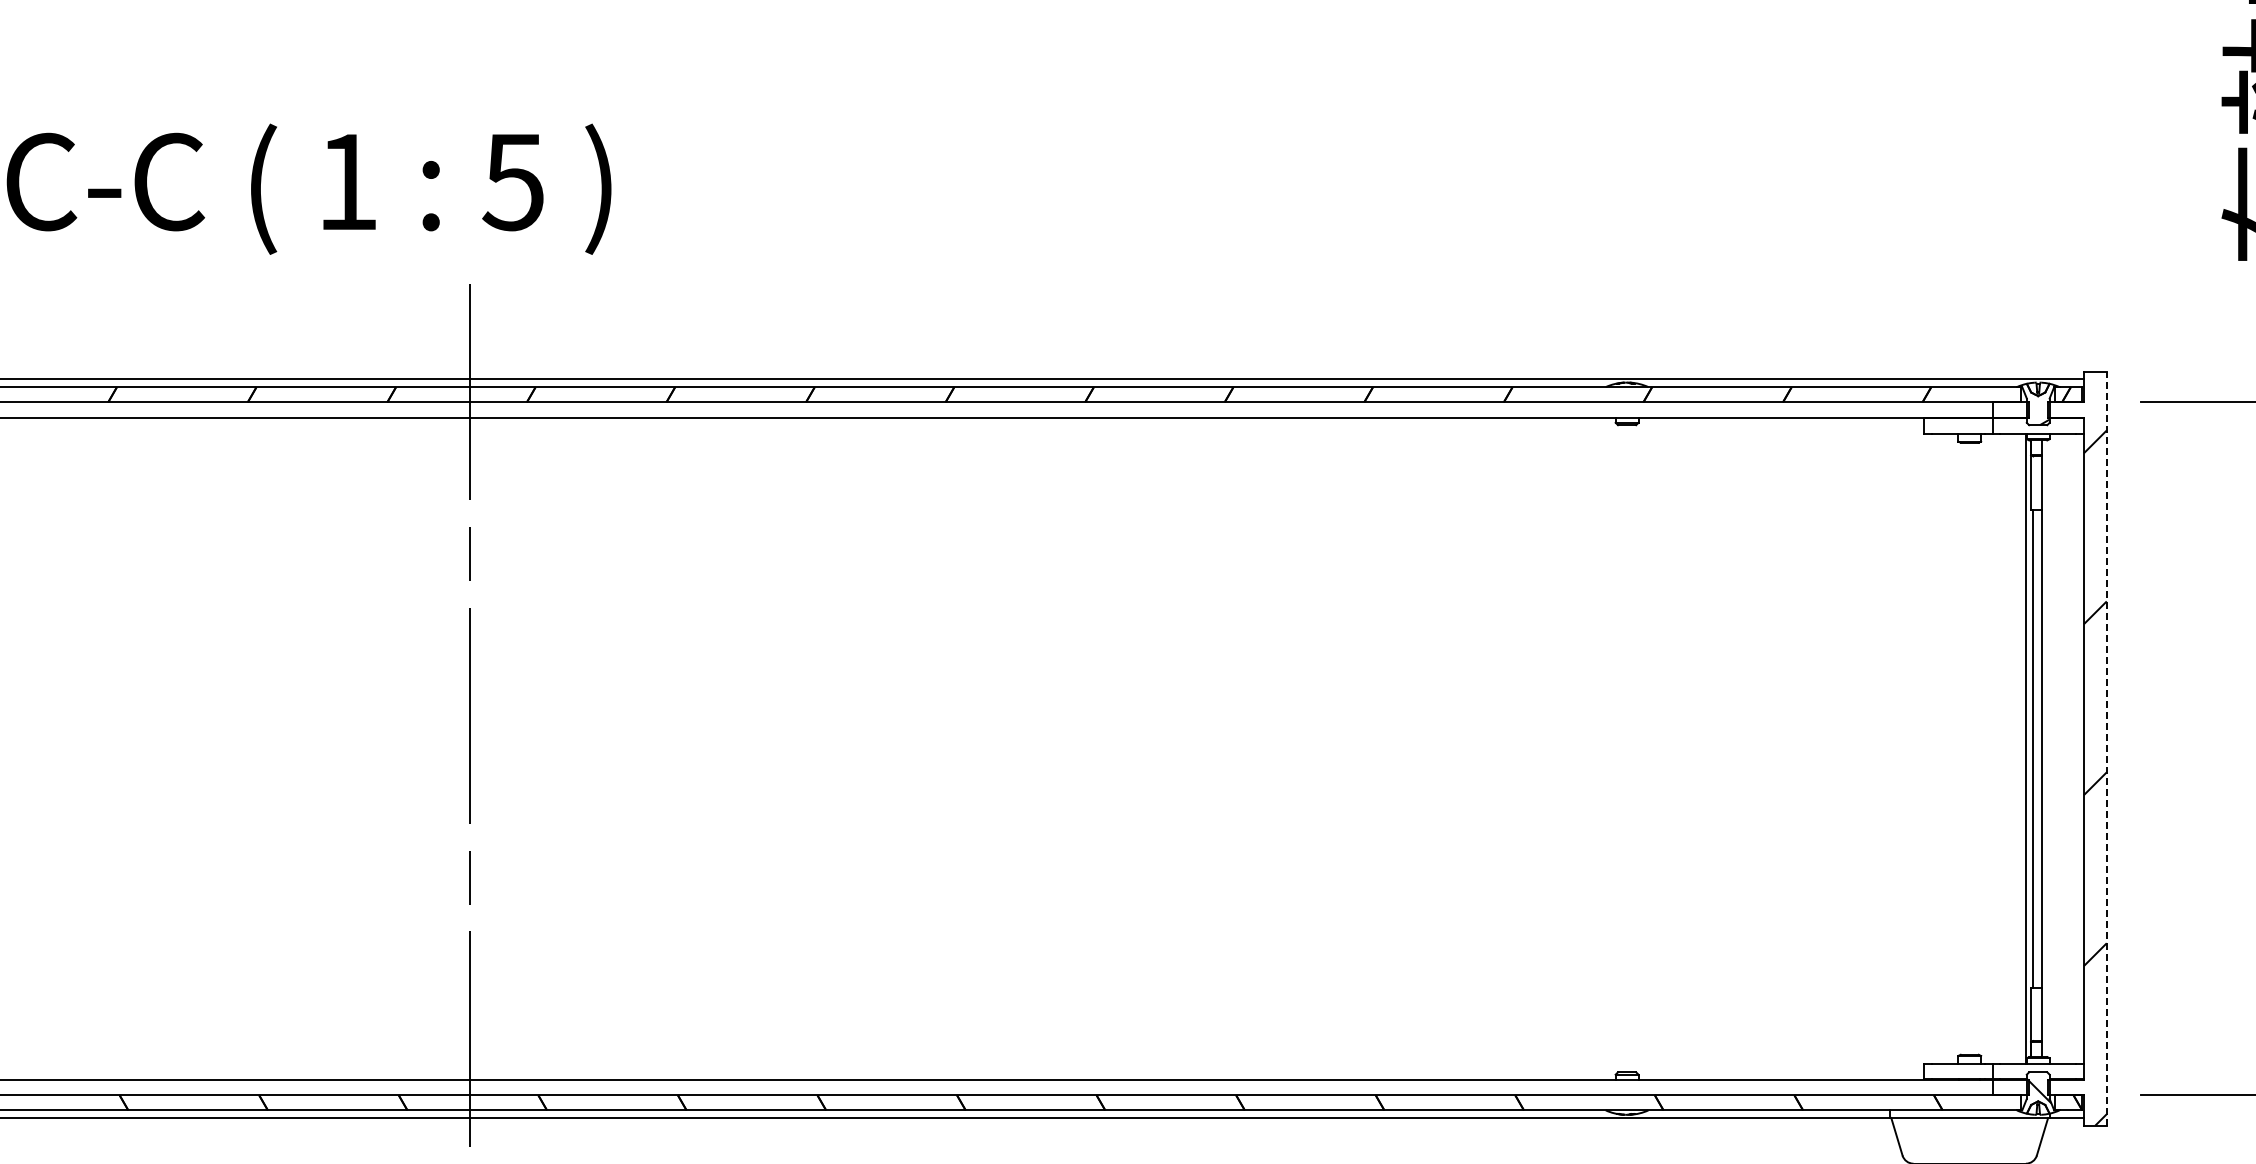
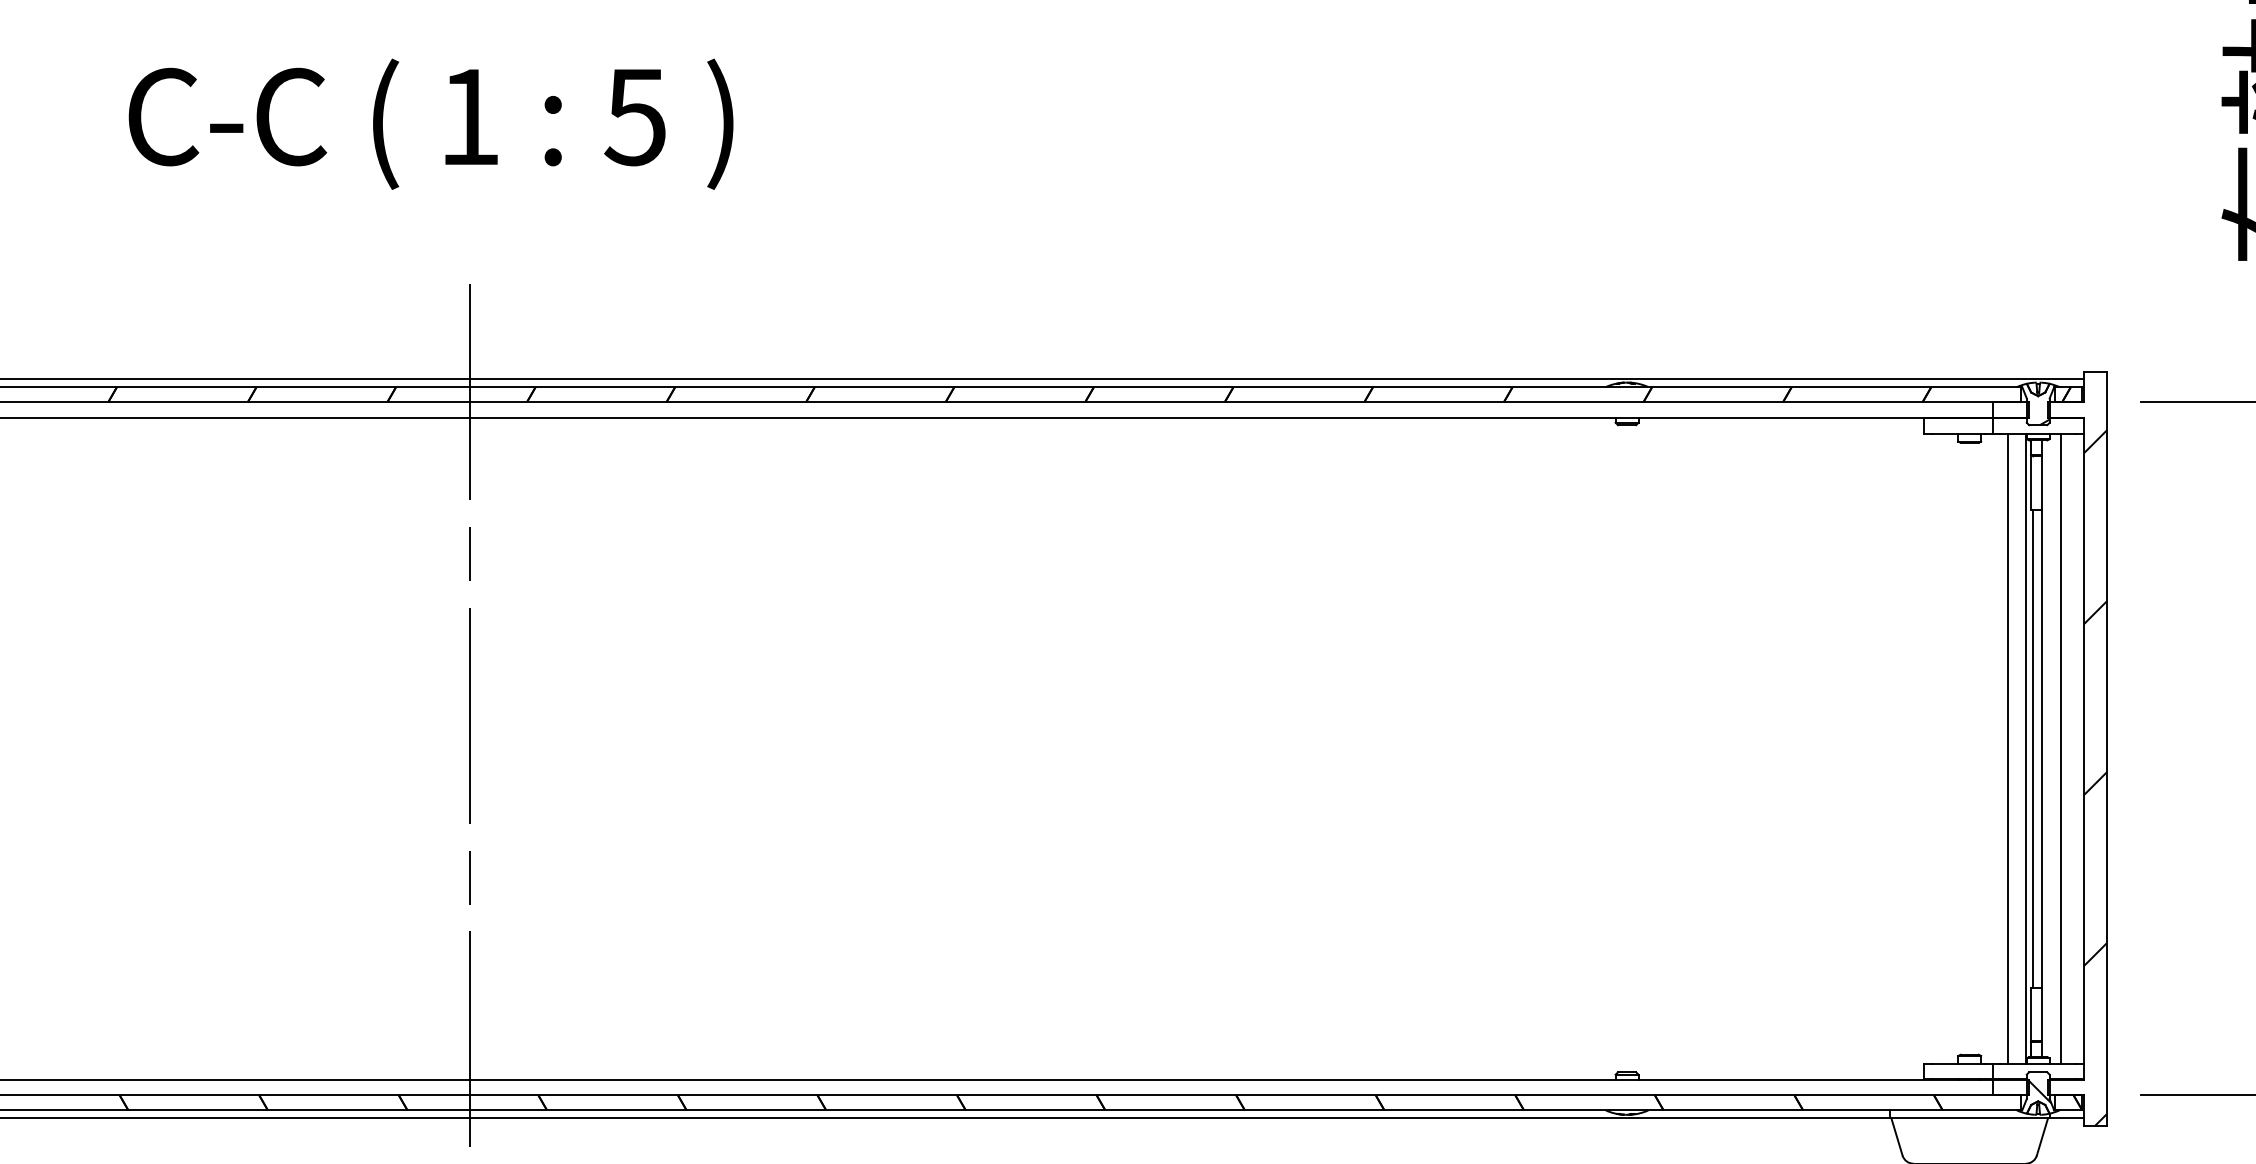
text position: (308, 188) -> (430, 123) (430, 123)
line: none -> present (2007, 748)
line: none -> present (2061, 748)
line: dashed -> solid (2106, 748)
